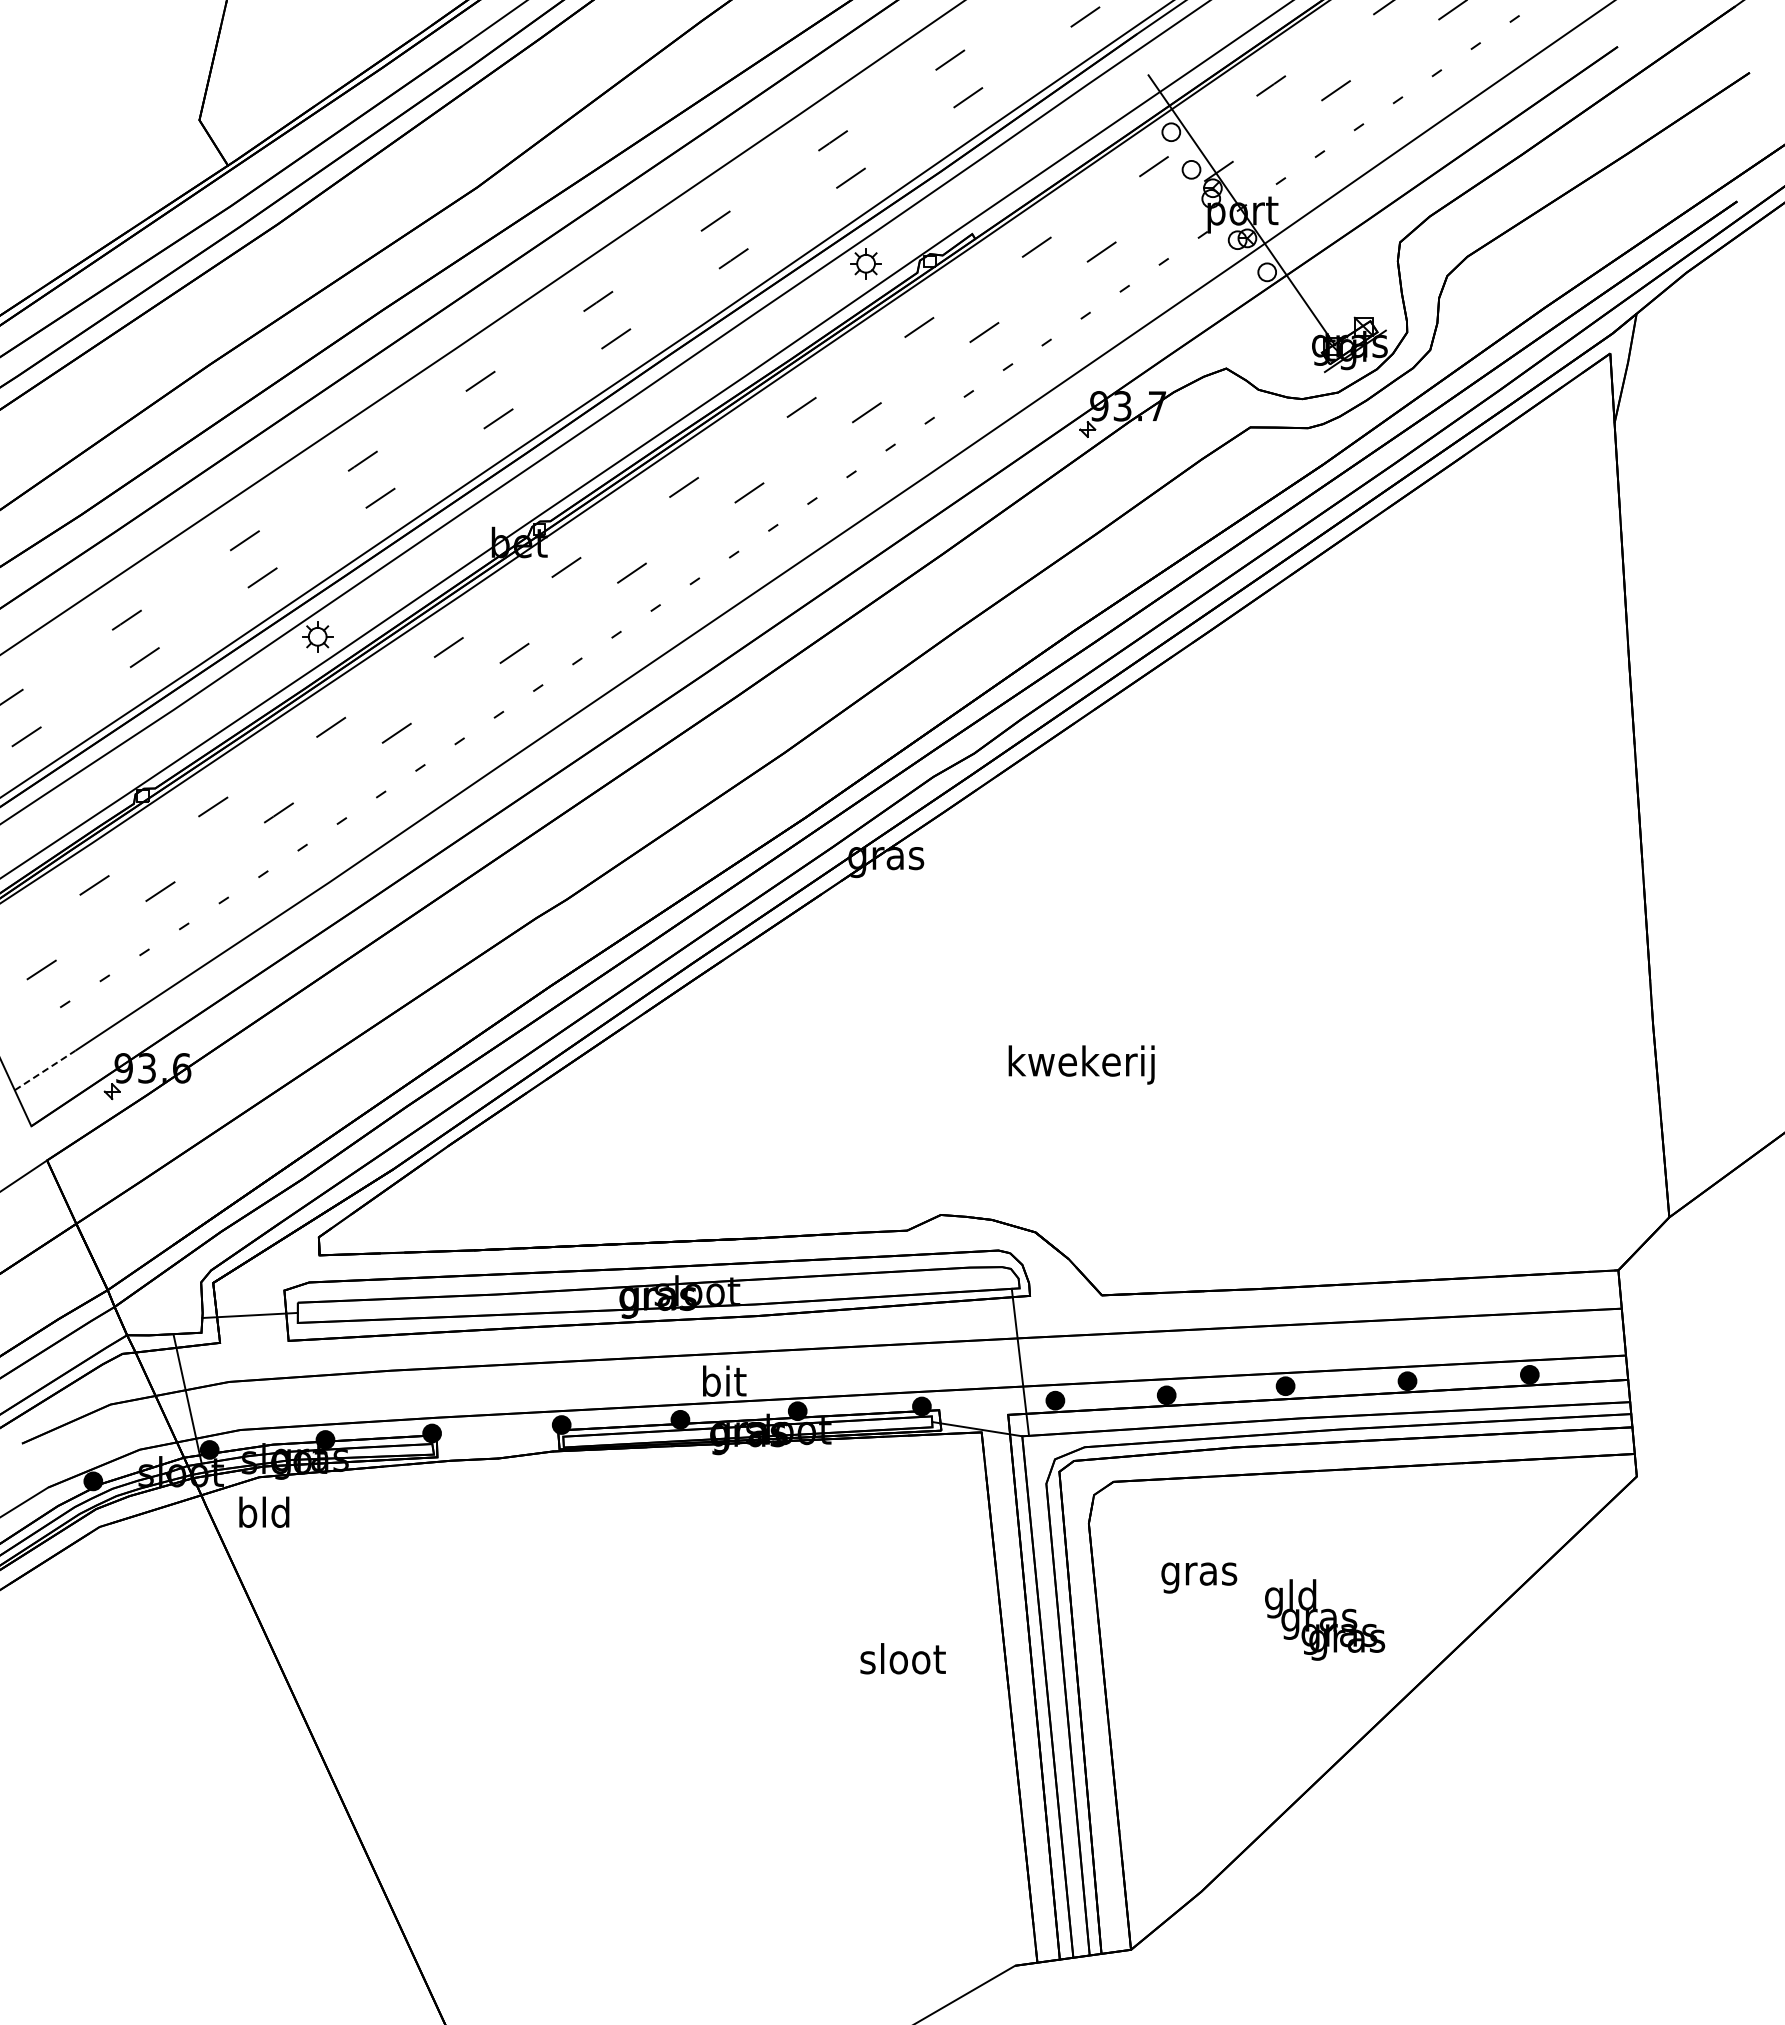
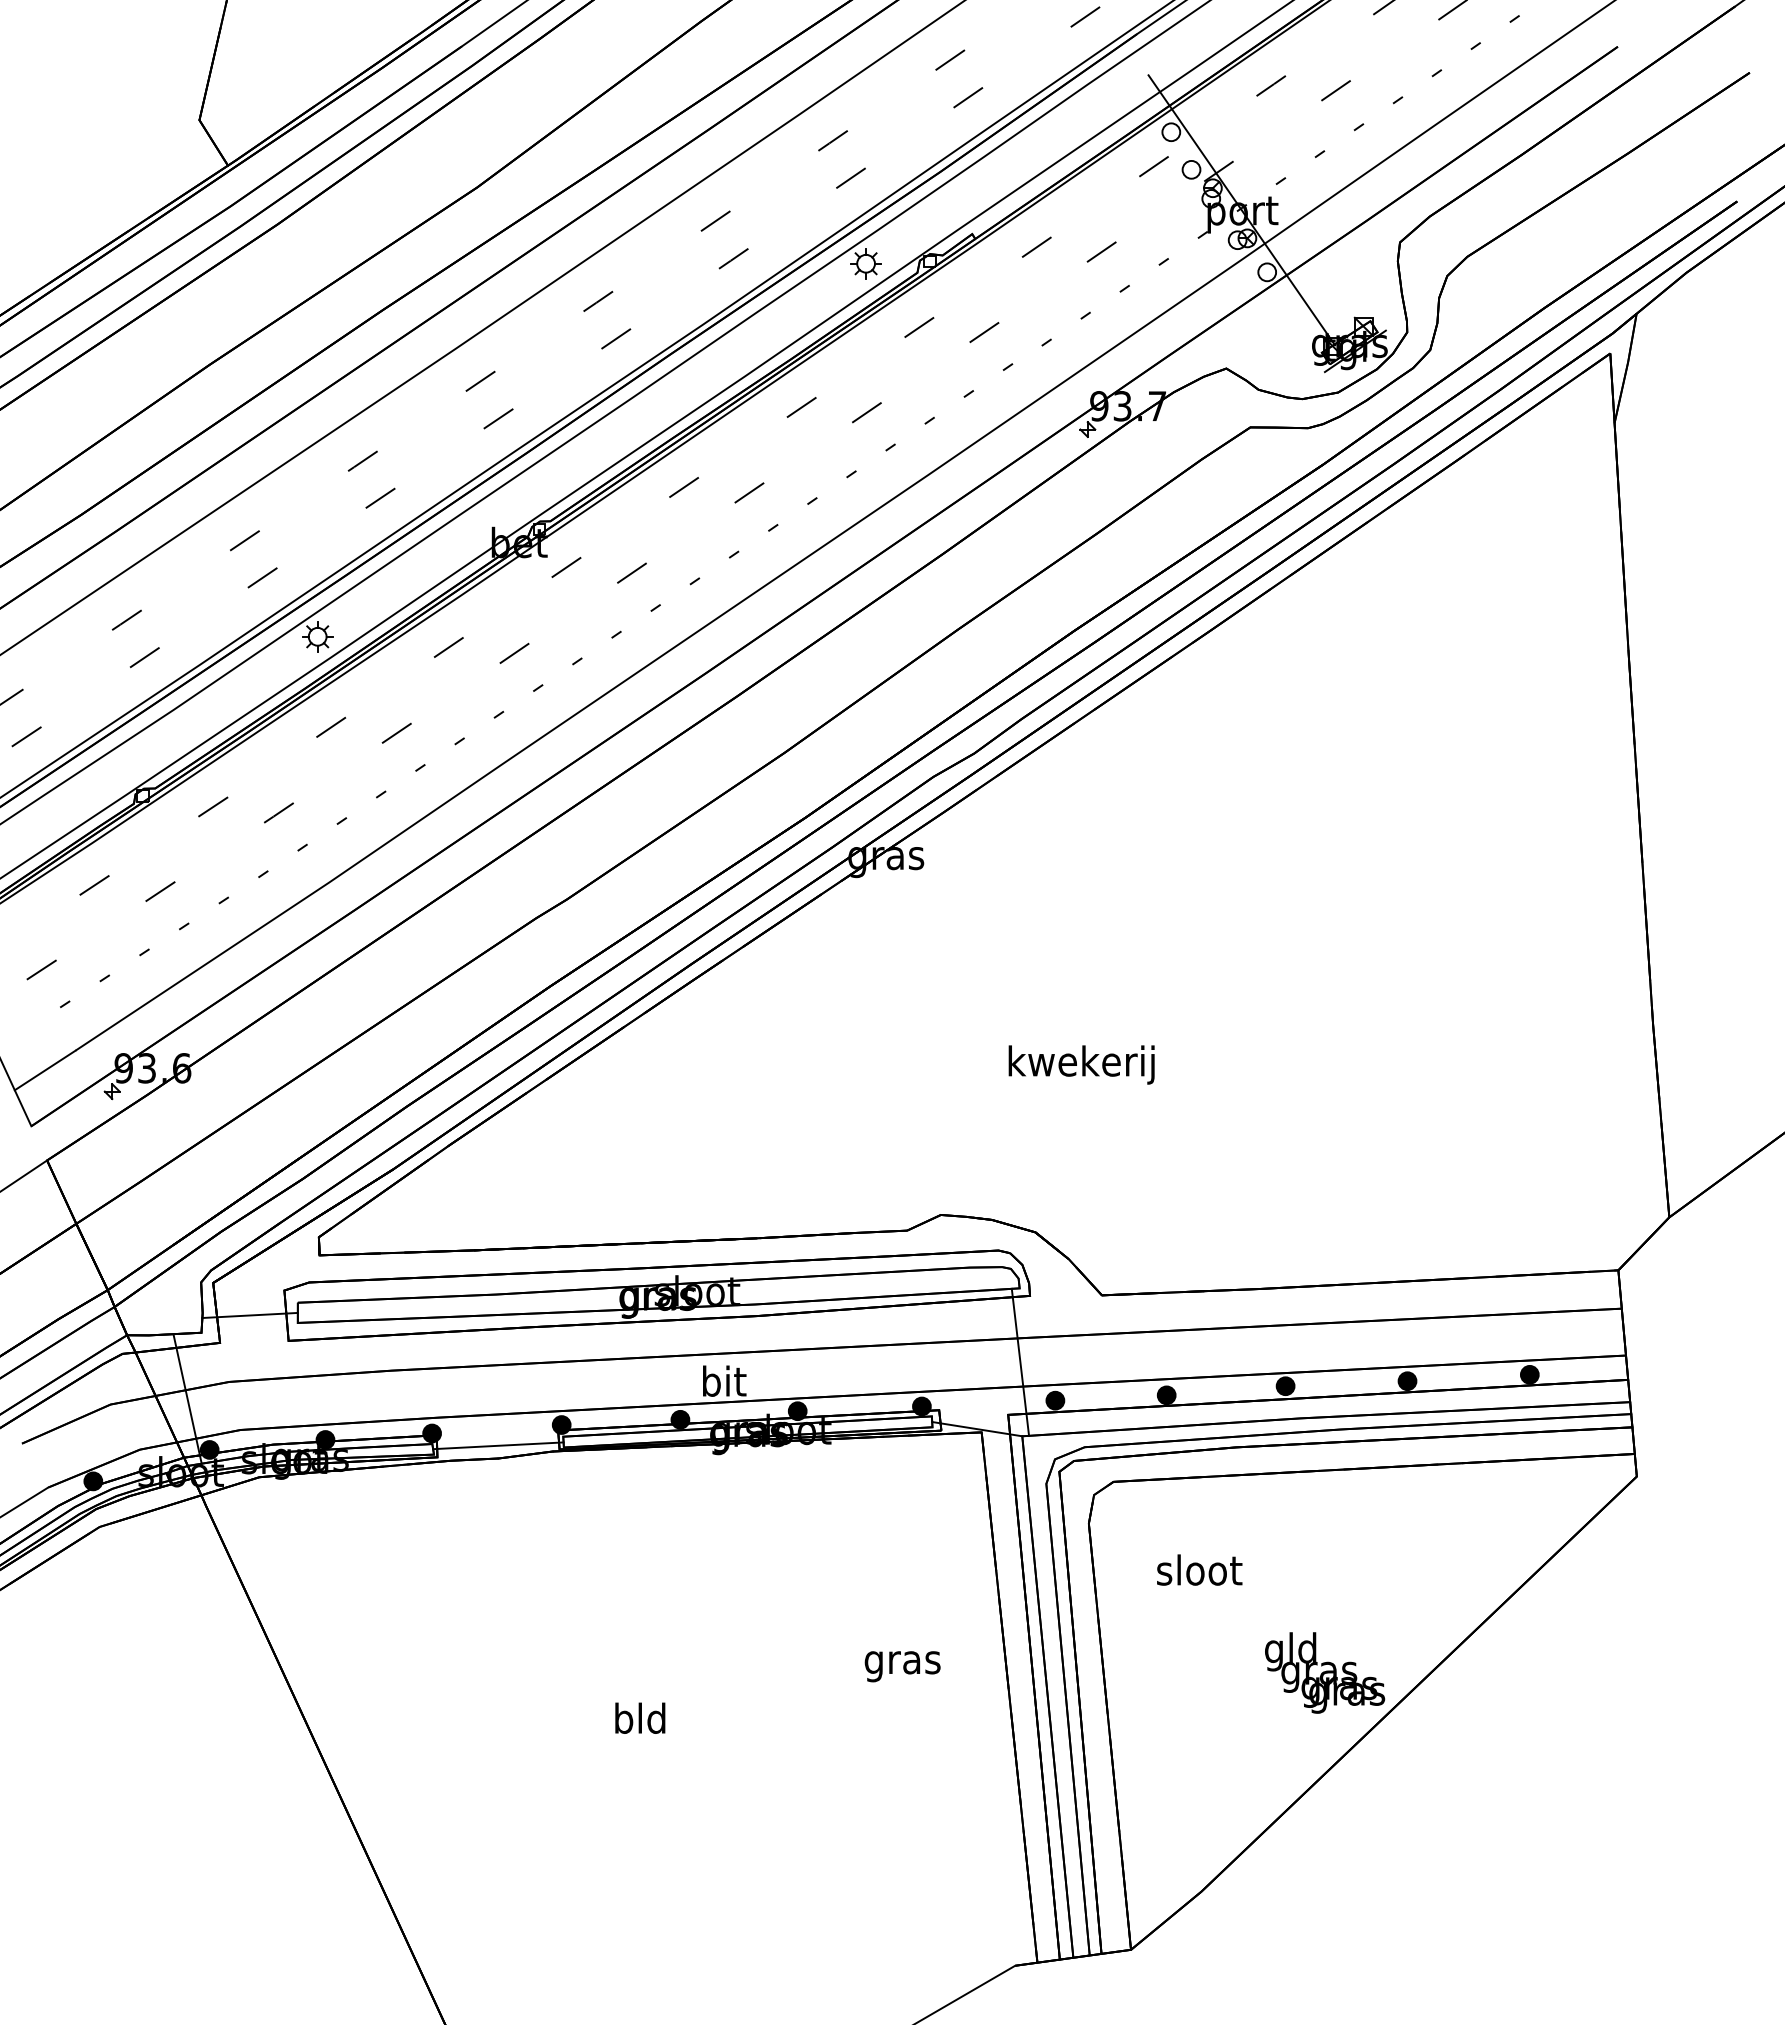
line: dashed -> solid (45, 1070)
line: none -> present (498, 1445)
text position: (264, 1511) -> (640, 1717) (640, 1717)
text: gras -> sloot (1199, 1573)
text position: (1325, 1619) -> (1325, 1672) (1325, 1672)
text: sloot -> gras (902, 1662)
